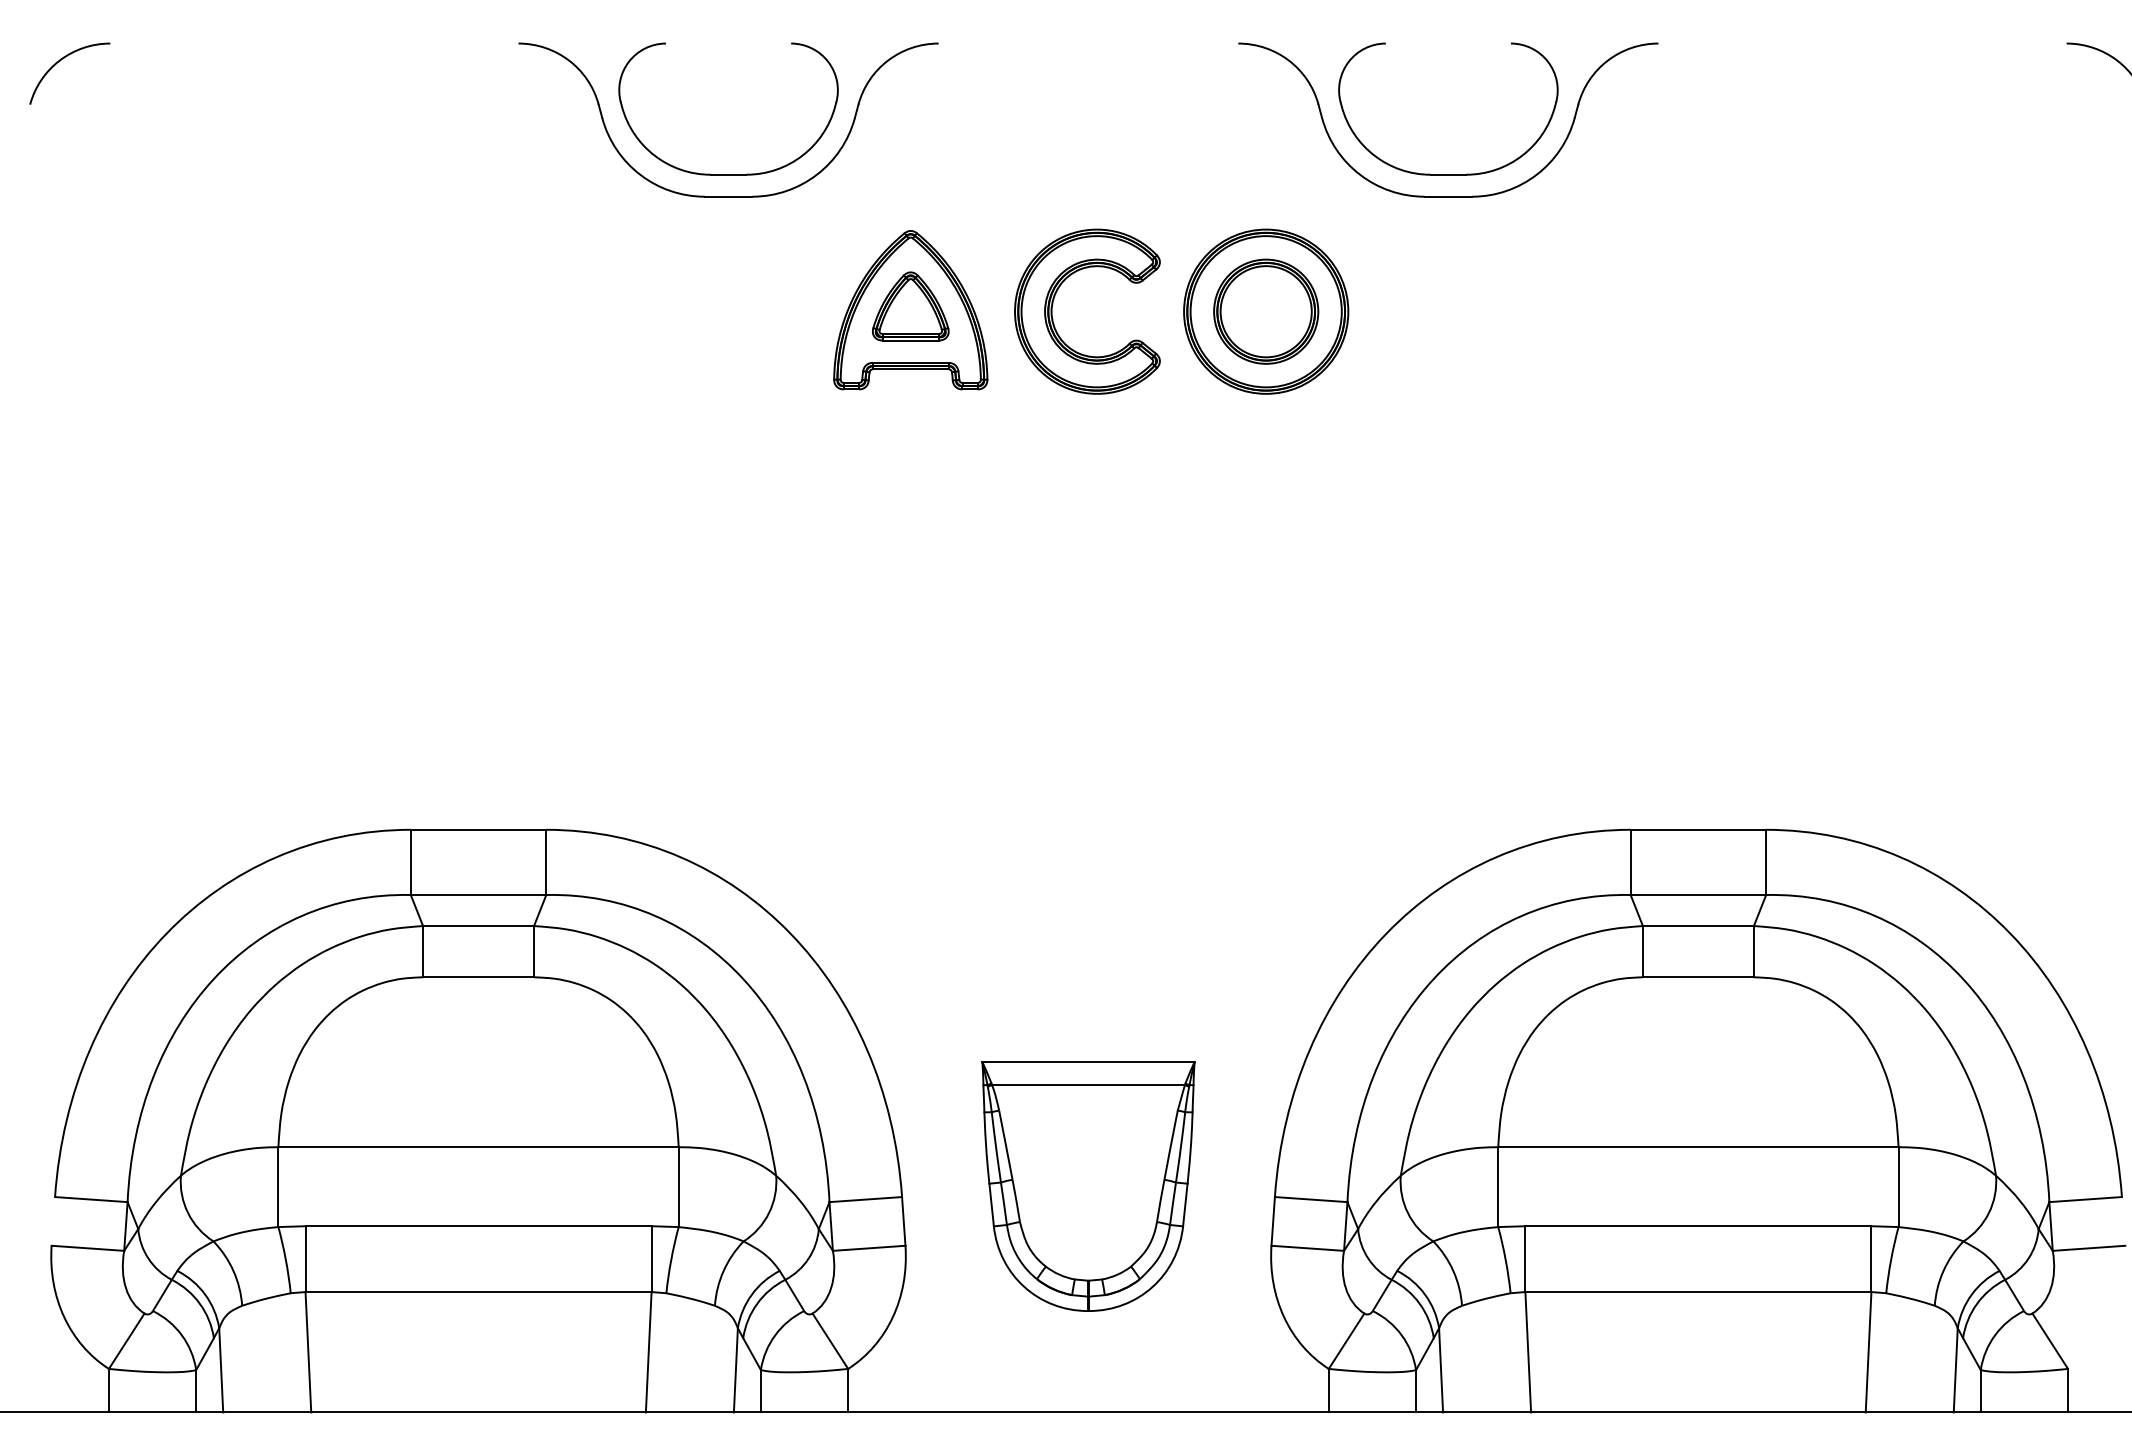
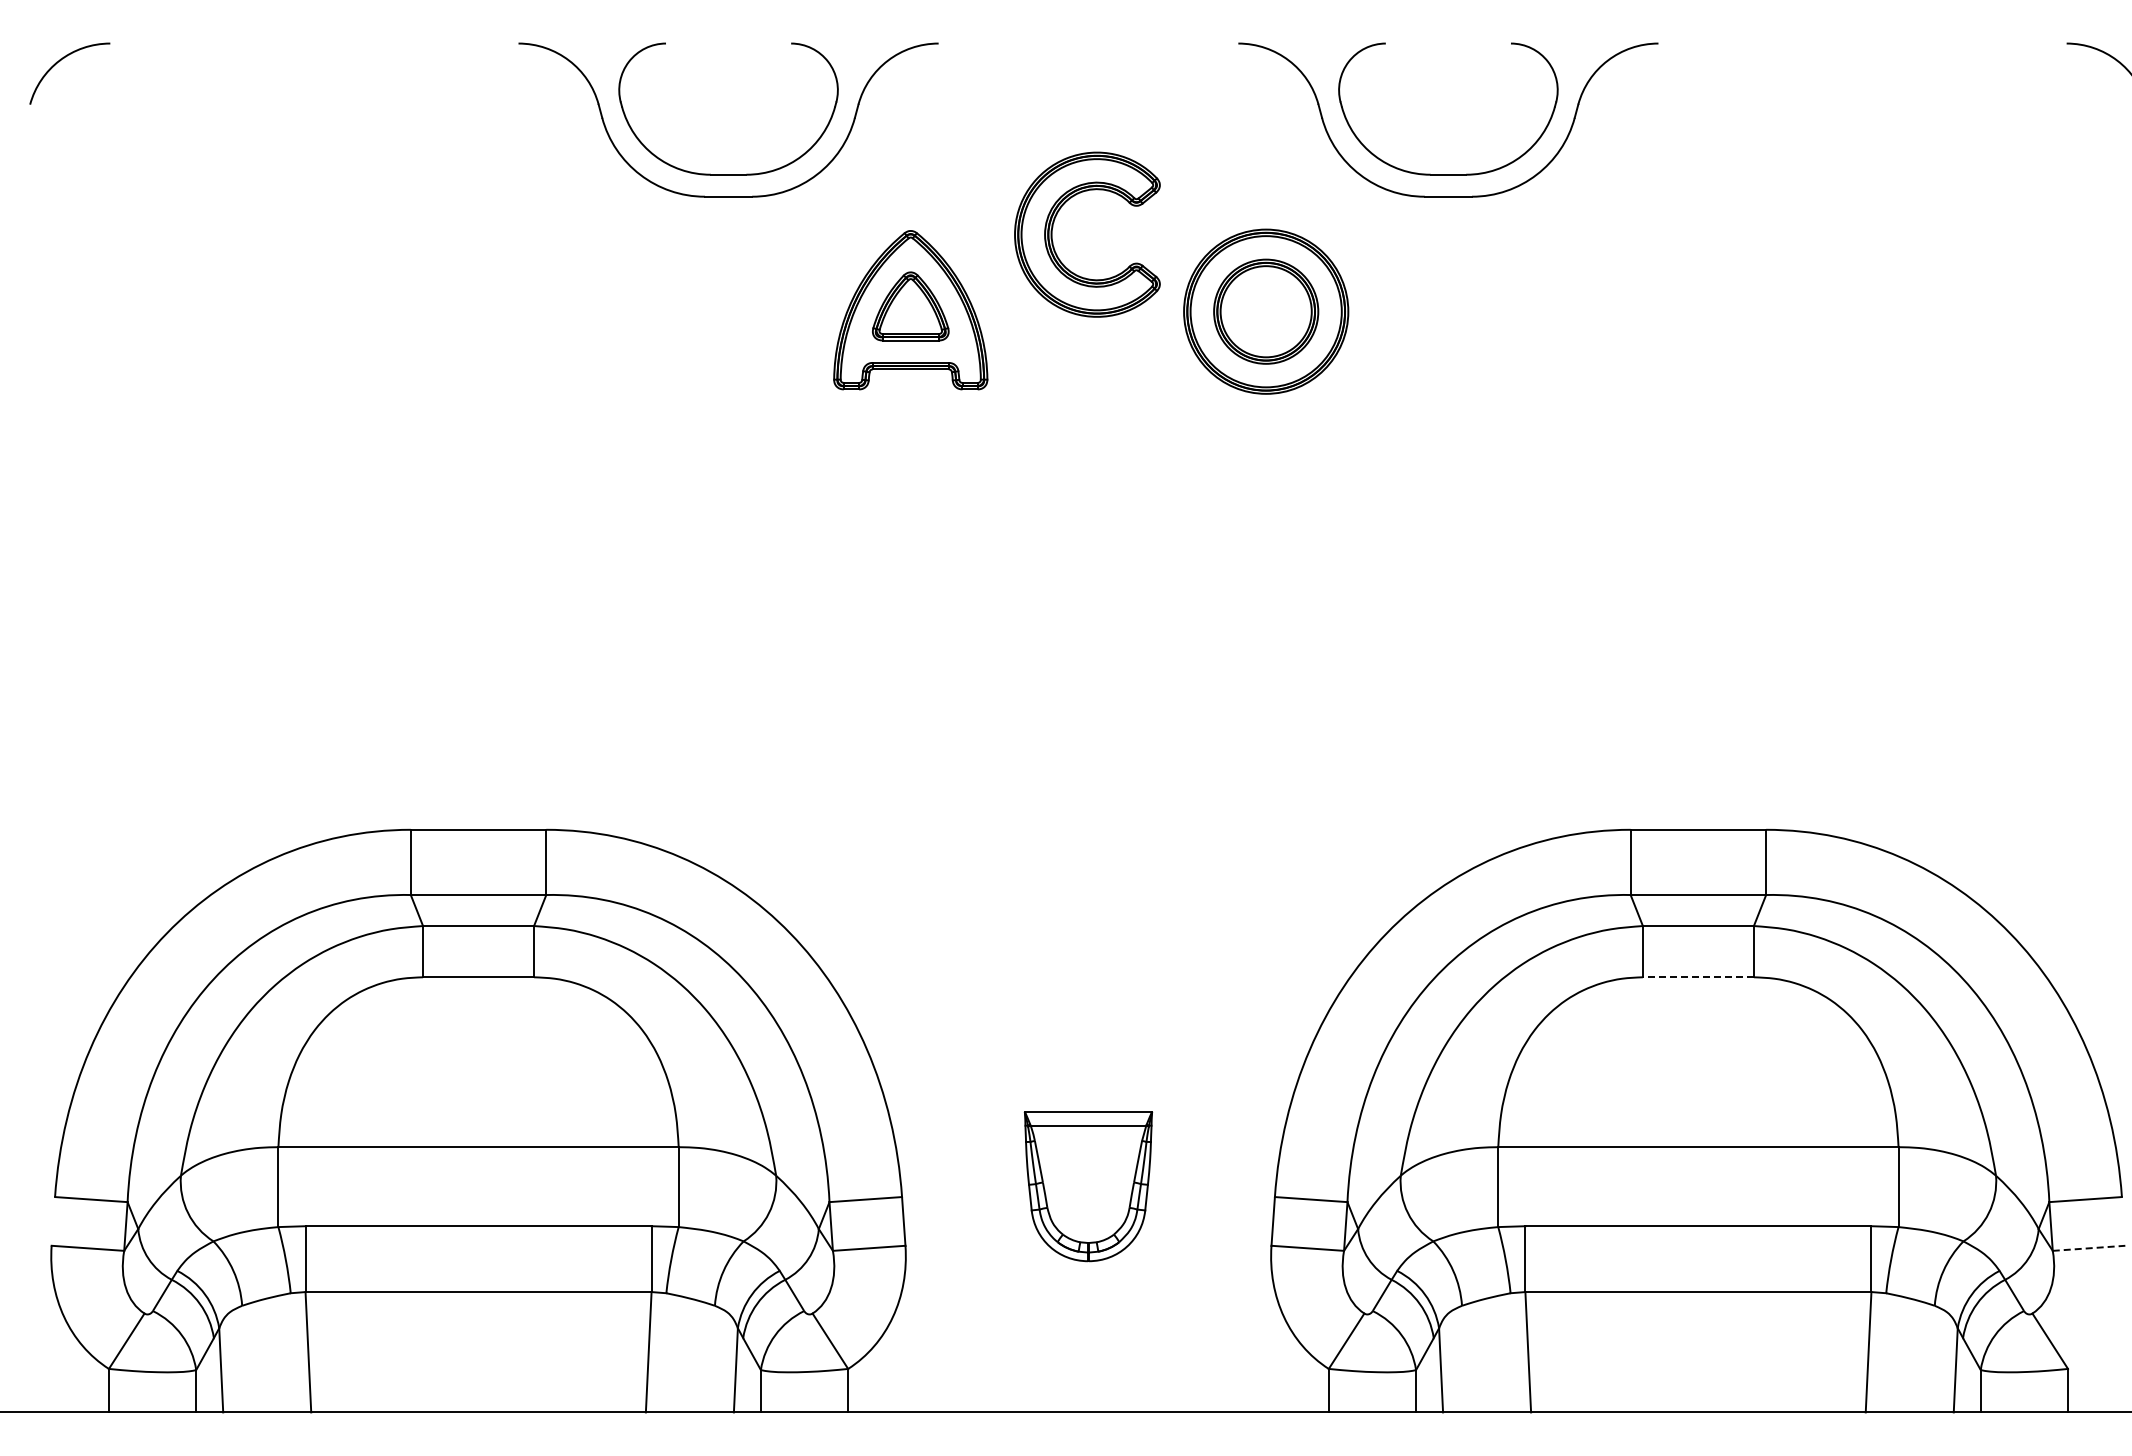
part position: (1053, 304) -> (1053, 227) (1053, 227)
line: solid -> dashed (1697, 977)
part size: 215x251 px -> 131x152 px (1088, 1186)
line: solid -> dashed (2089, 1248)
